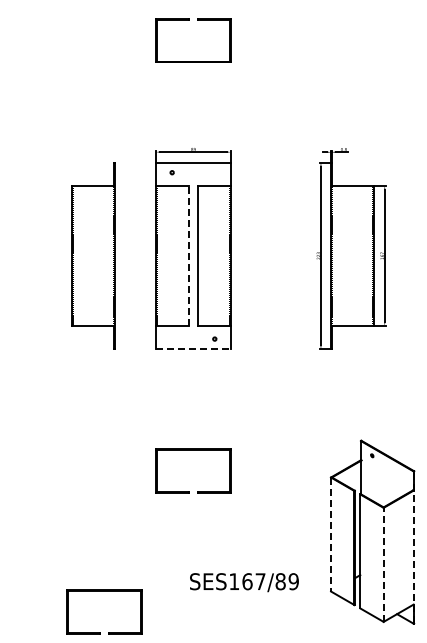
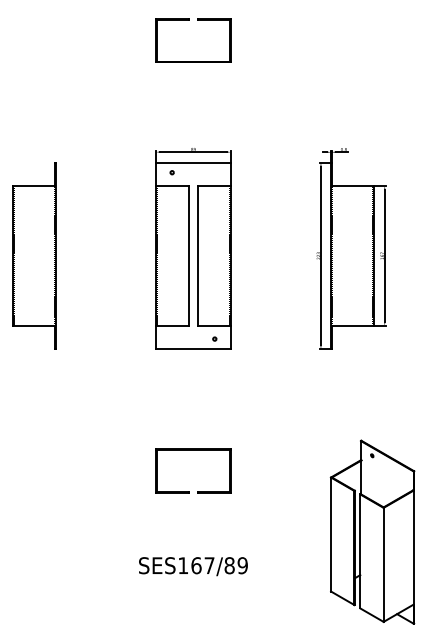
part position: (93, 255) -> (34, 255) (34, 255)
line: dashed -> solid (189, 255)
line: dashed -> solid (193, 349)
line: dashed -> solid (331, 535)
line: dashed -> solid (414, 546)
line: dashed -> solid (383, 564)
text position: (244, 582) -> (193, 566) (193, 566)
part: present -> none (104, 591)
